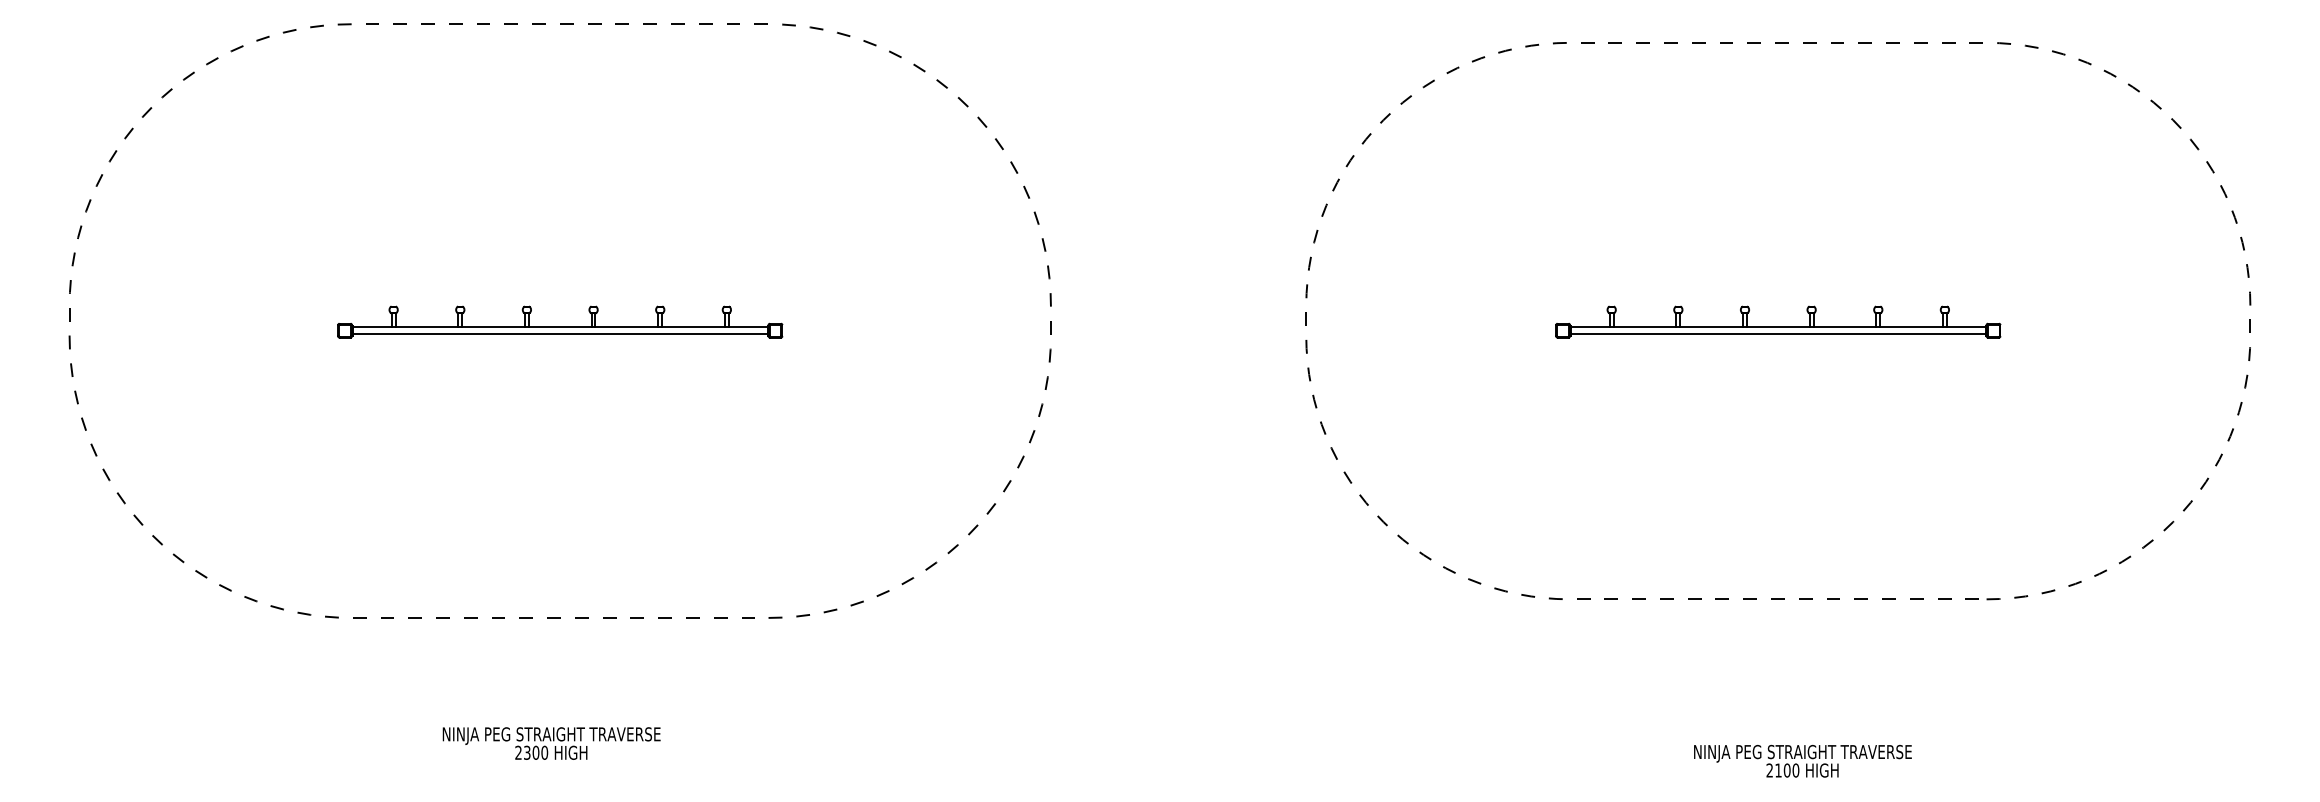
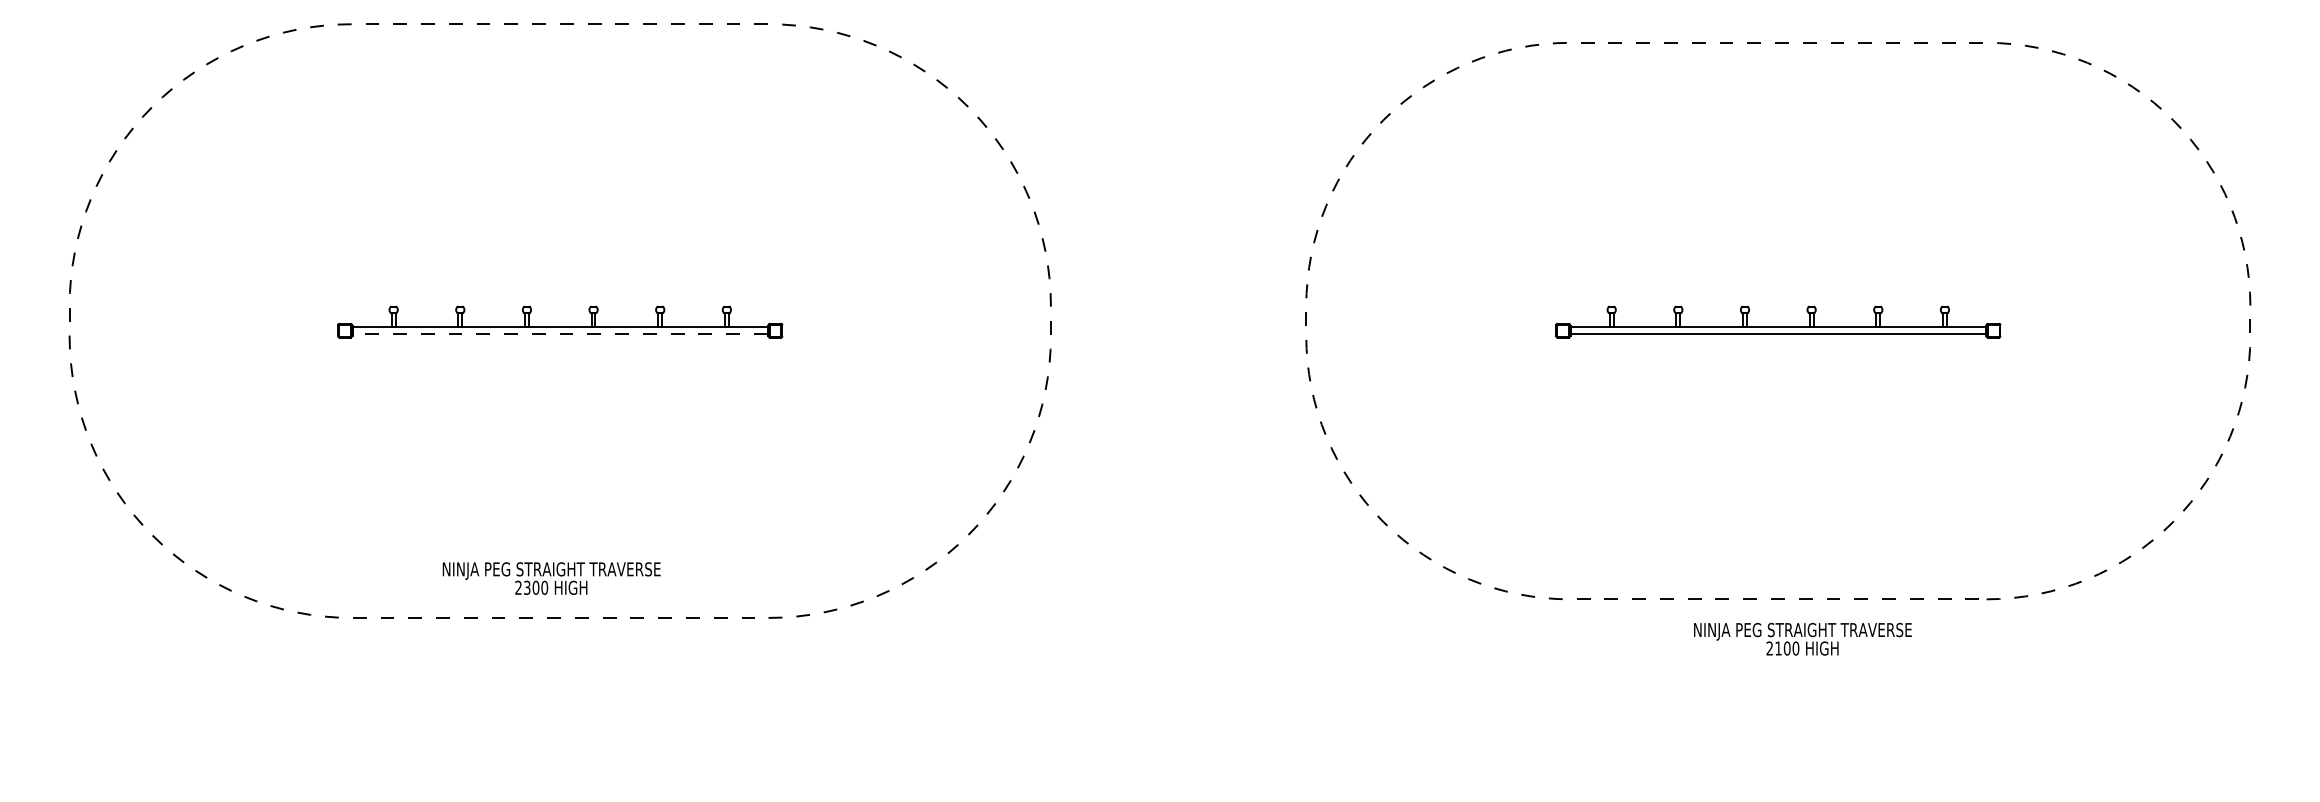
line: solid -> dashed (560, 334)
text position: (551, 743) -> (551, 578) (551, 578)
text position: (1802, 760) -> (1802, 638) (1802, 638)
